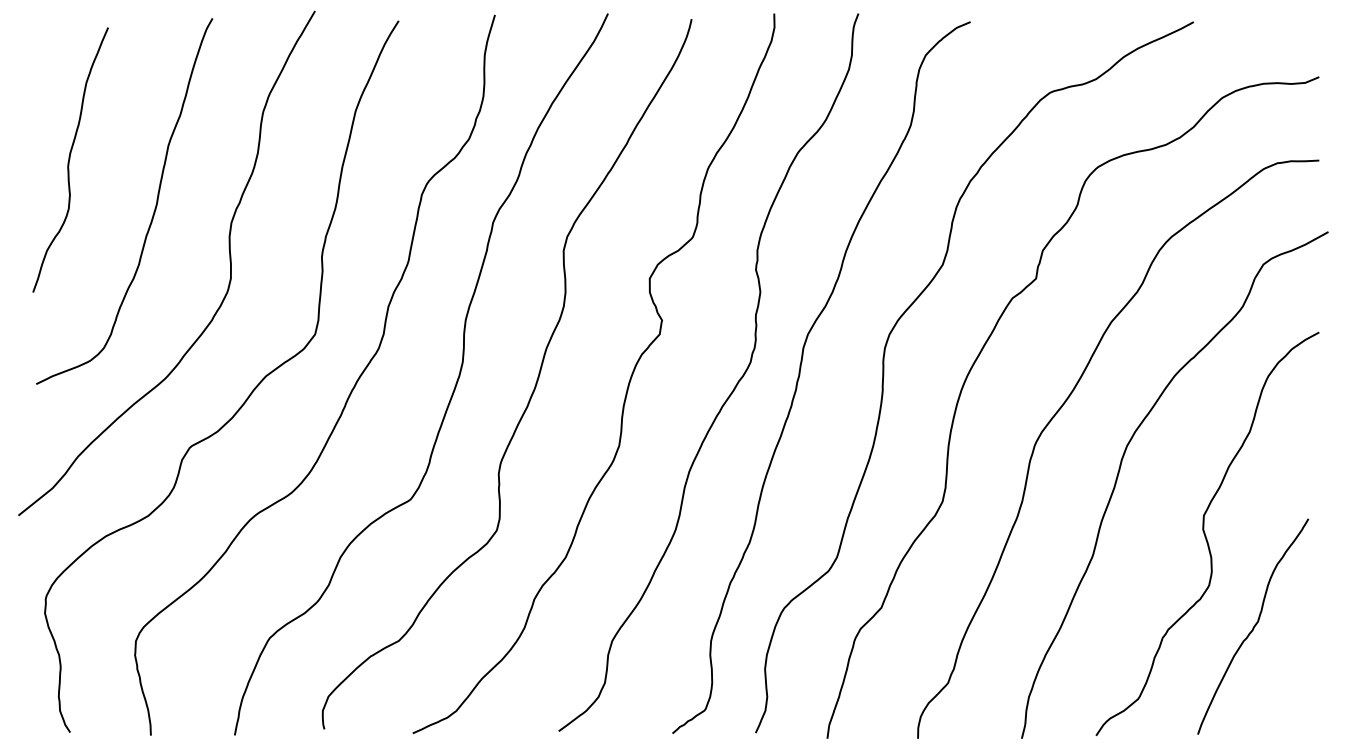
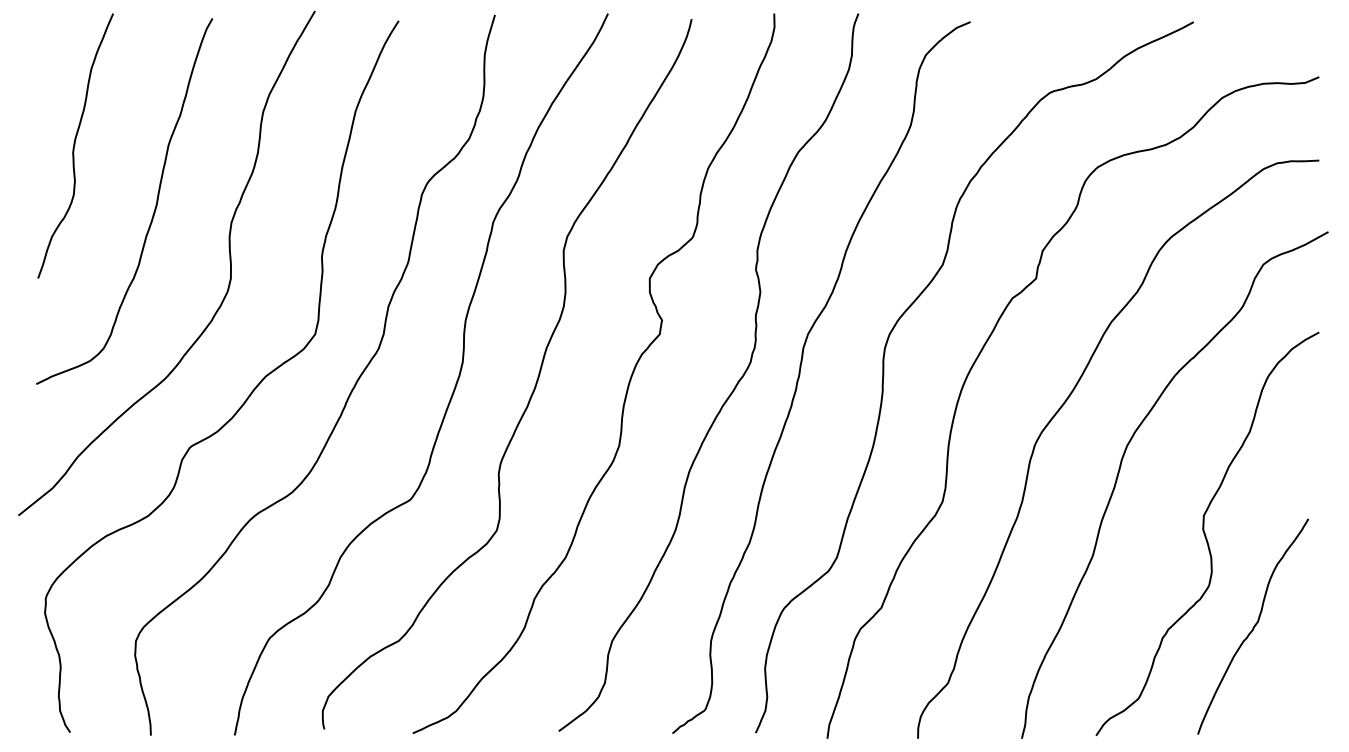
curve position: (70, 159) -> (75, 145) (75, 145)
